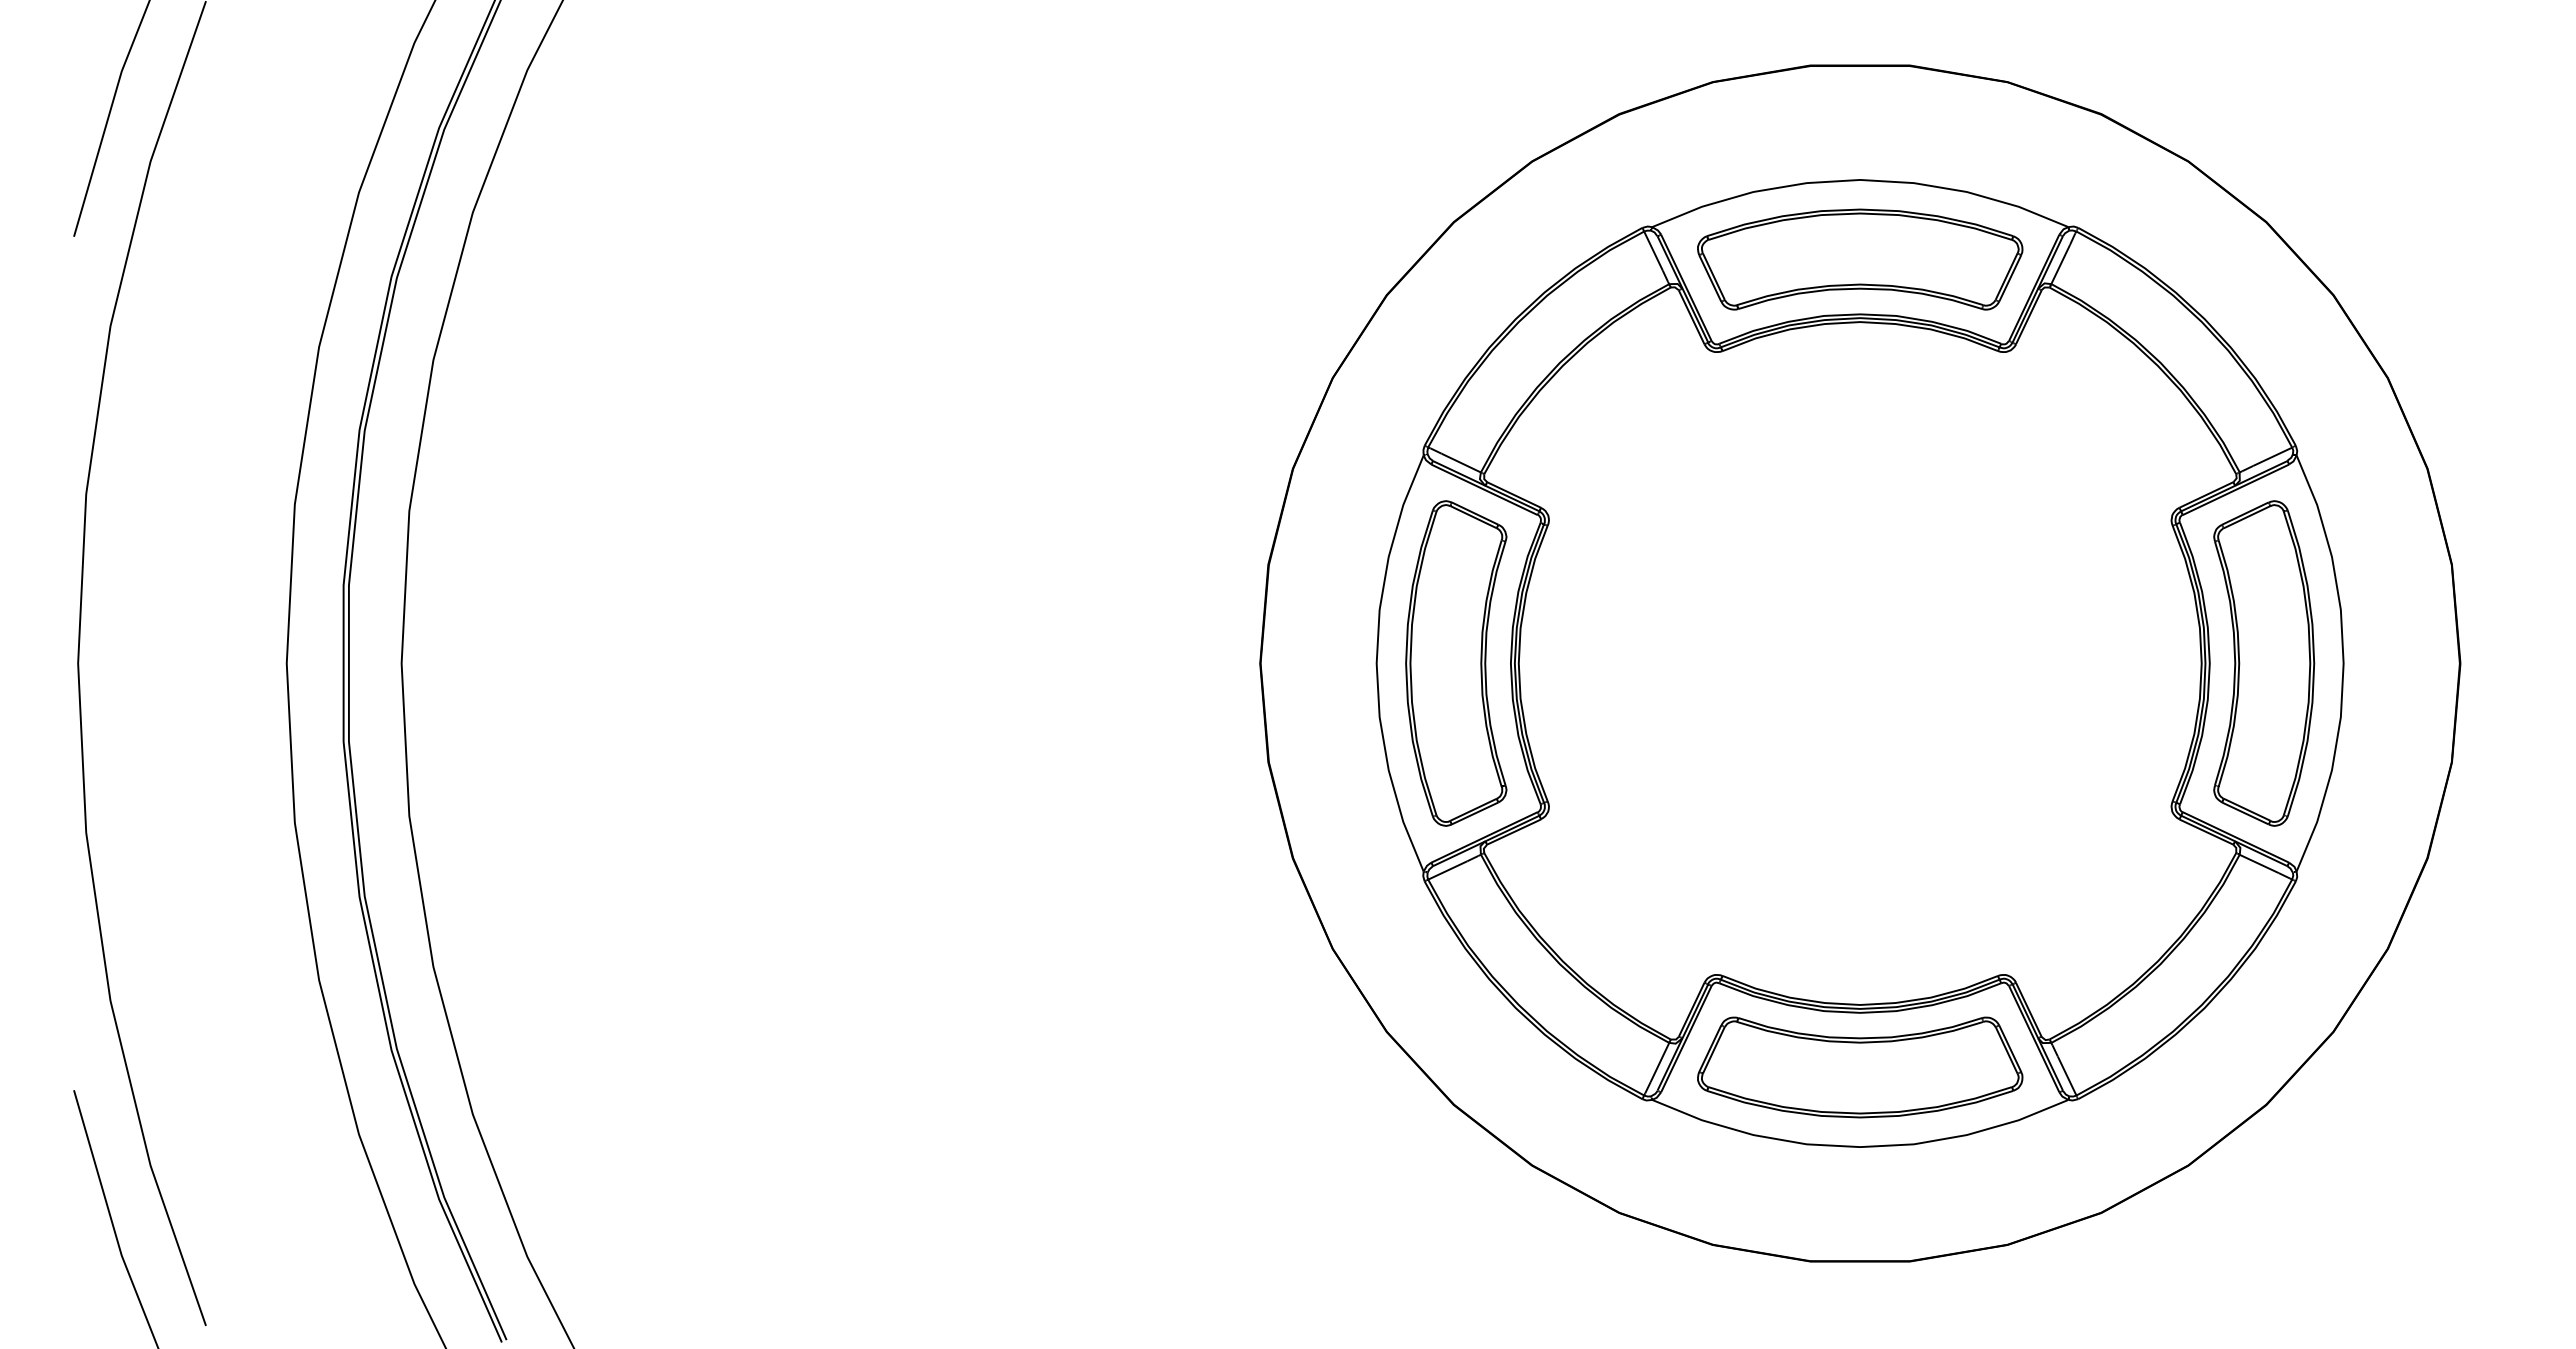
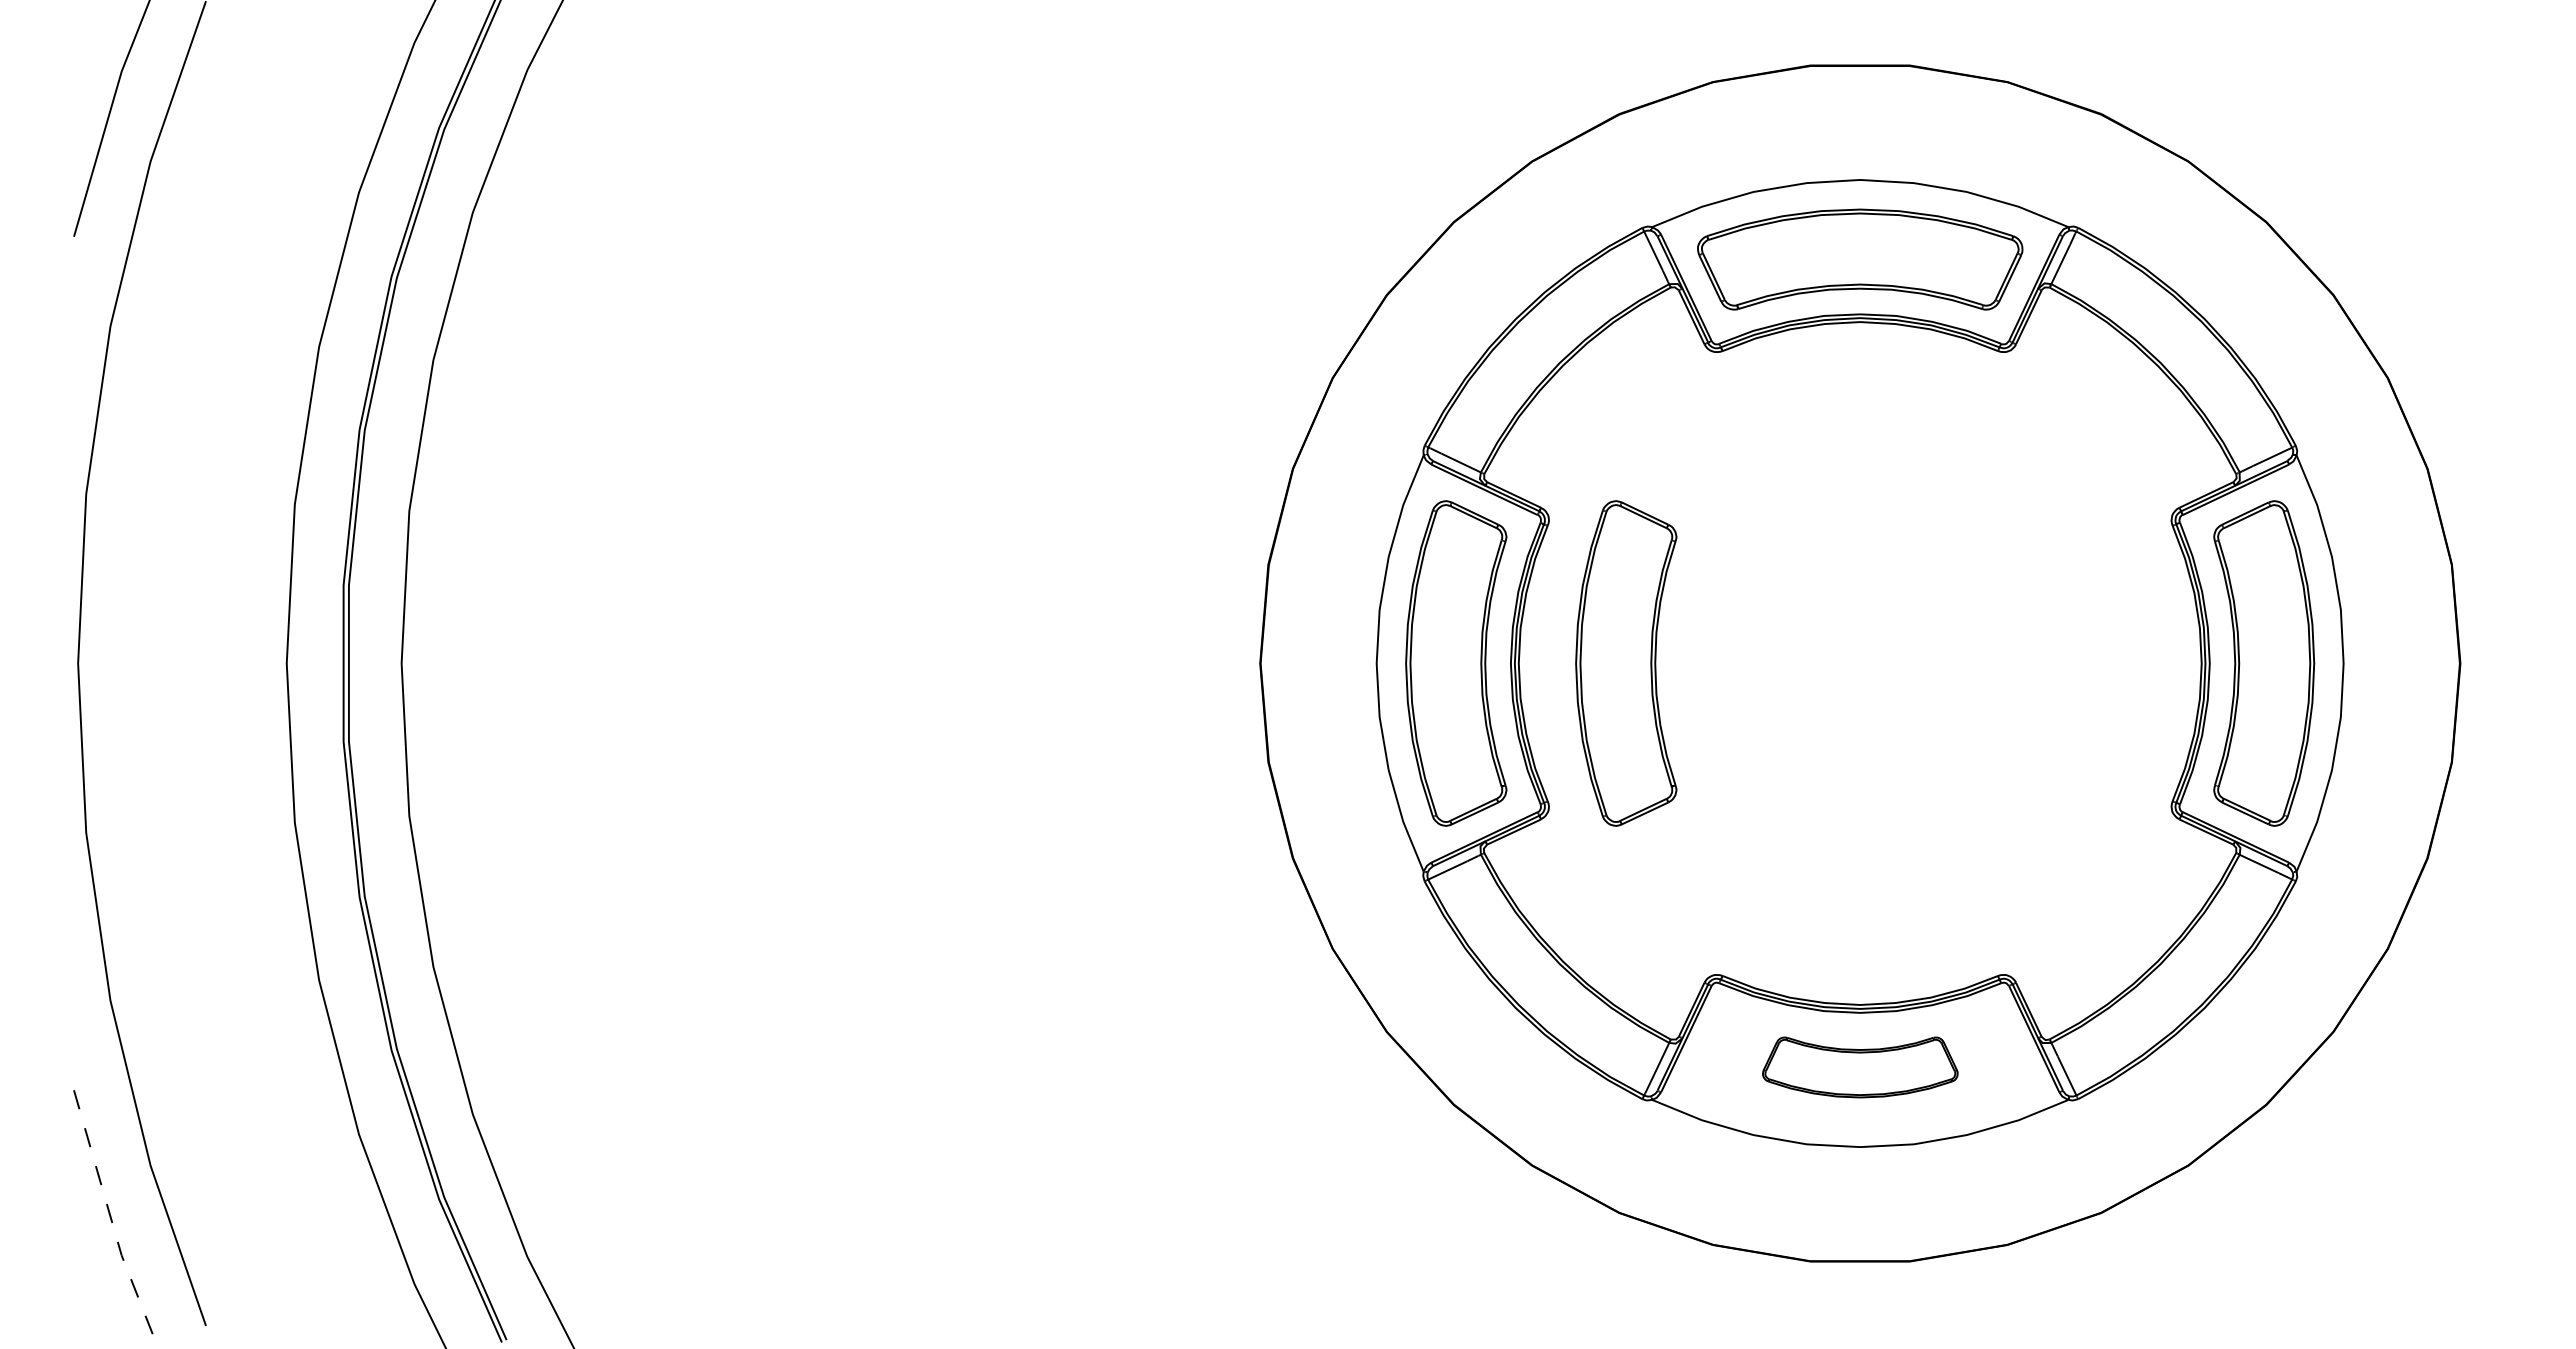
part: none -> present (1626, 663)
part size: 327x103 px -> 197x63 px (1860, 1067)
line: solid -> dashed (111, 1221)
